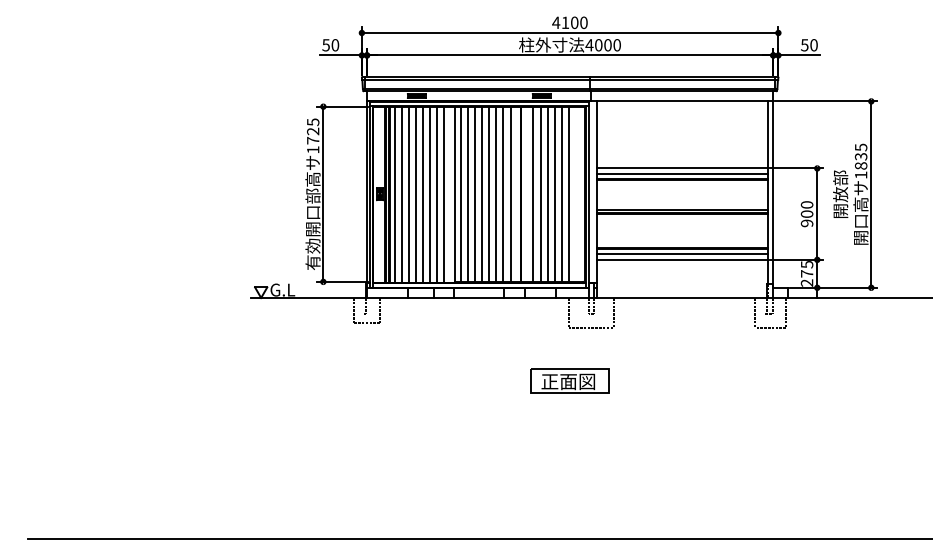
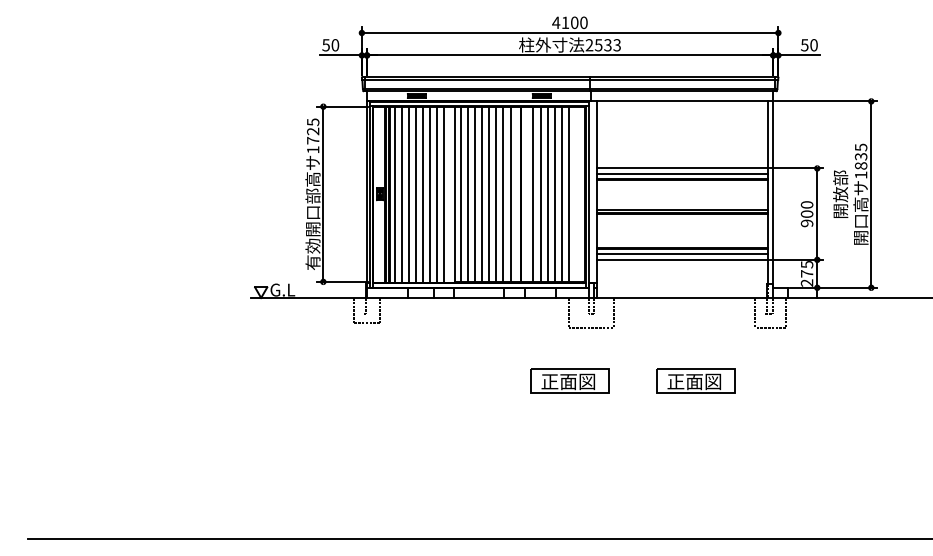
text: 4000 -> 2533 (602, 45)
part: none -> present (695, 380)
